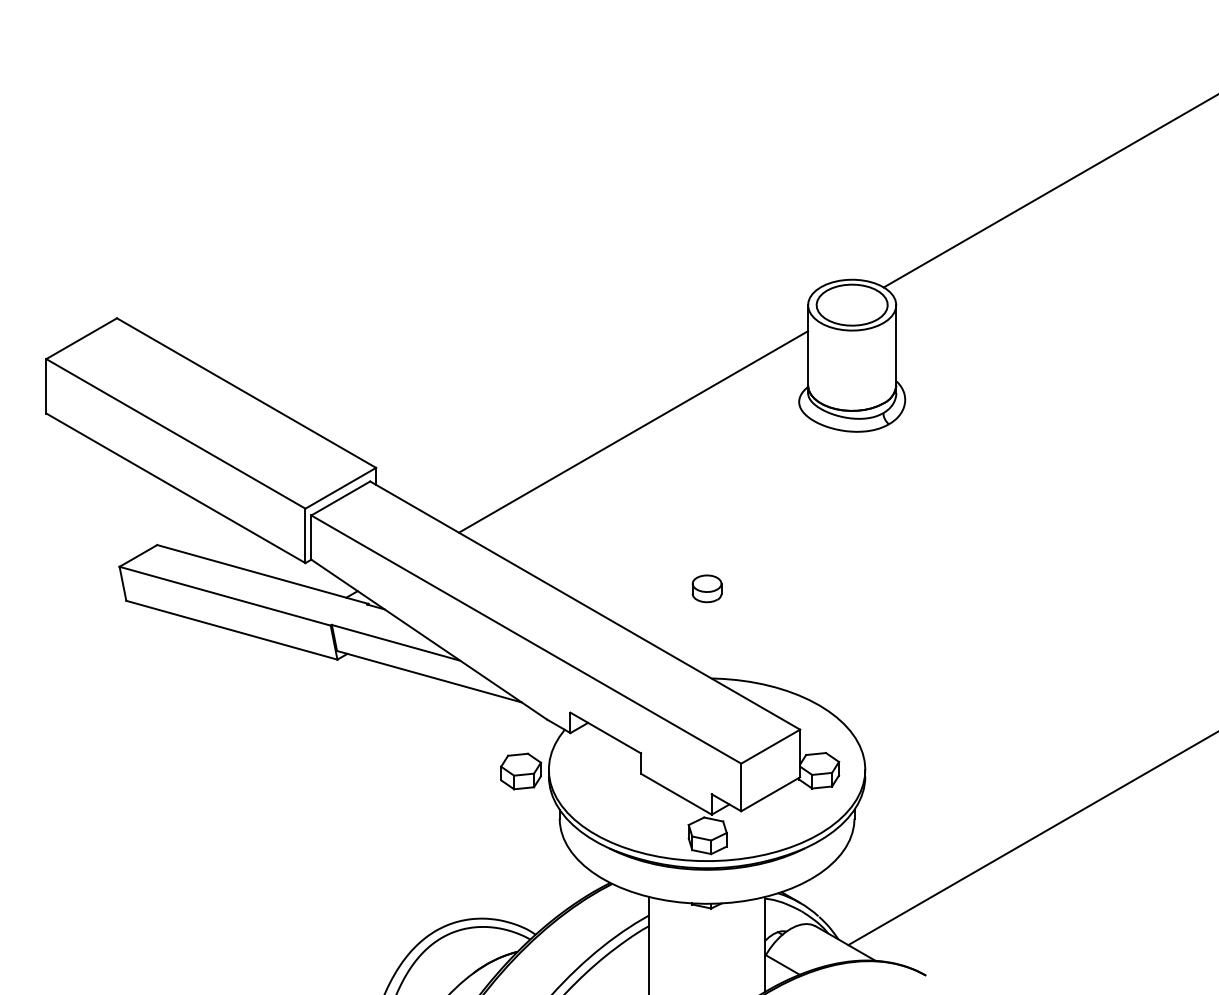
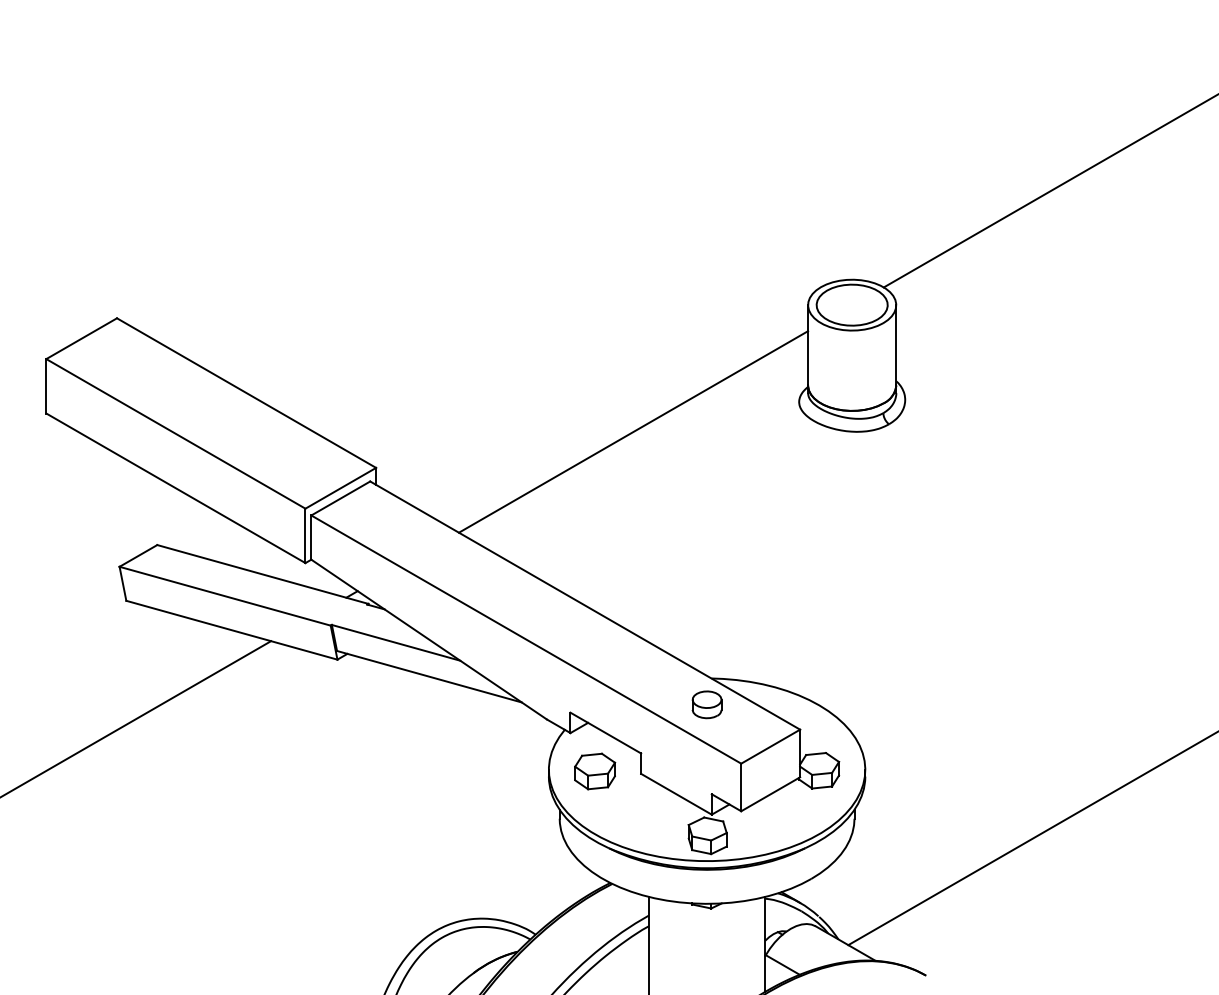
part position: (706, 588) -> (706, 704) (706, 704)
line: none -> present (136, 718)
part position: (521, 771) -> (595, 771) (595, 771)
